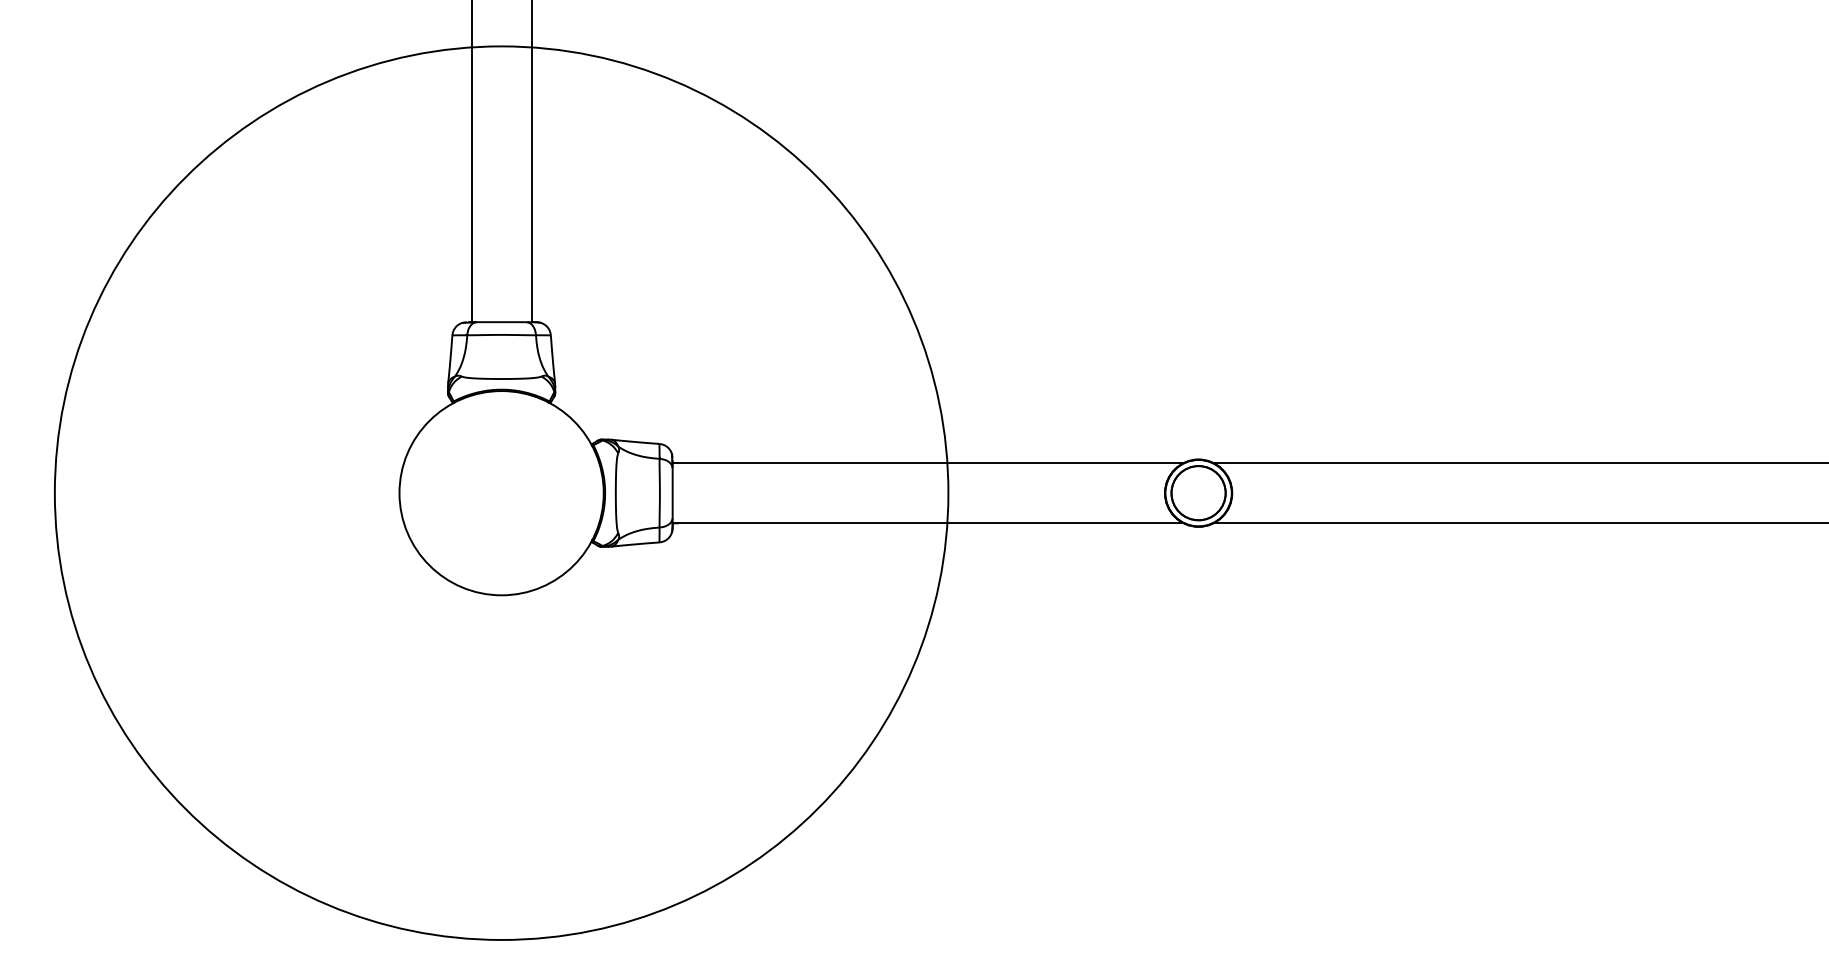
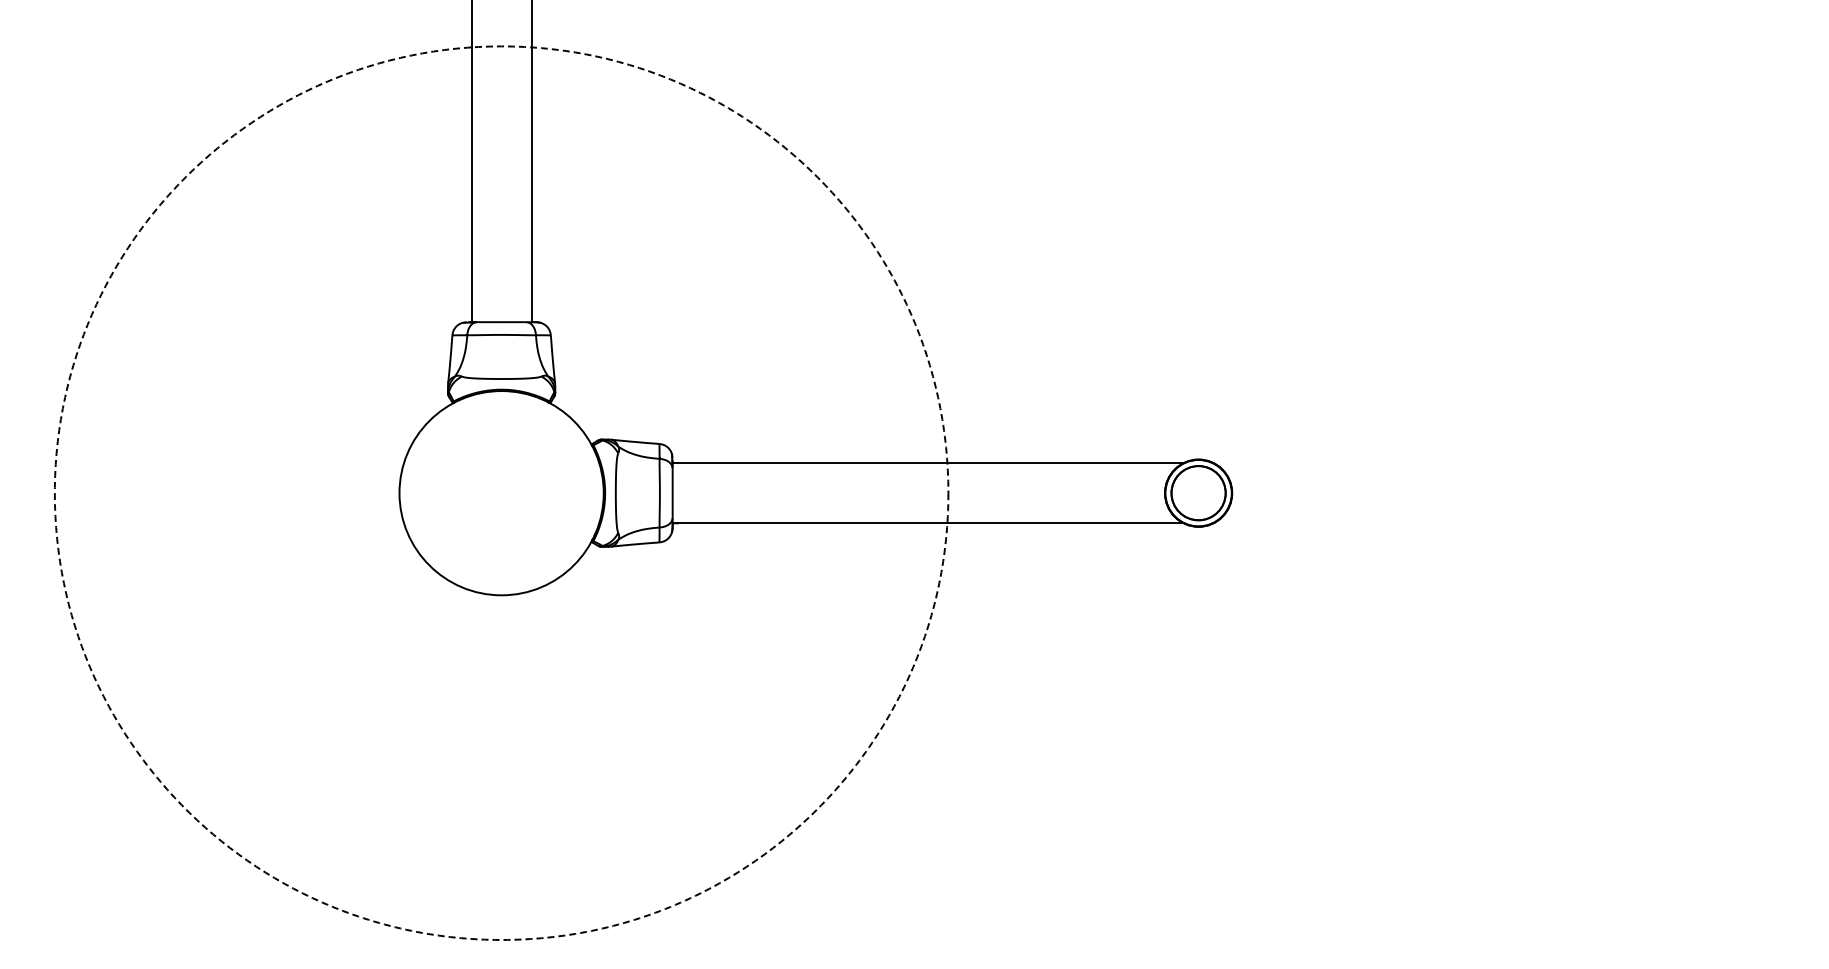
line: present -> none (1519, 463)
circle: solid -> dashed (501, 492)
line: present -> none (1519, 523)
